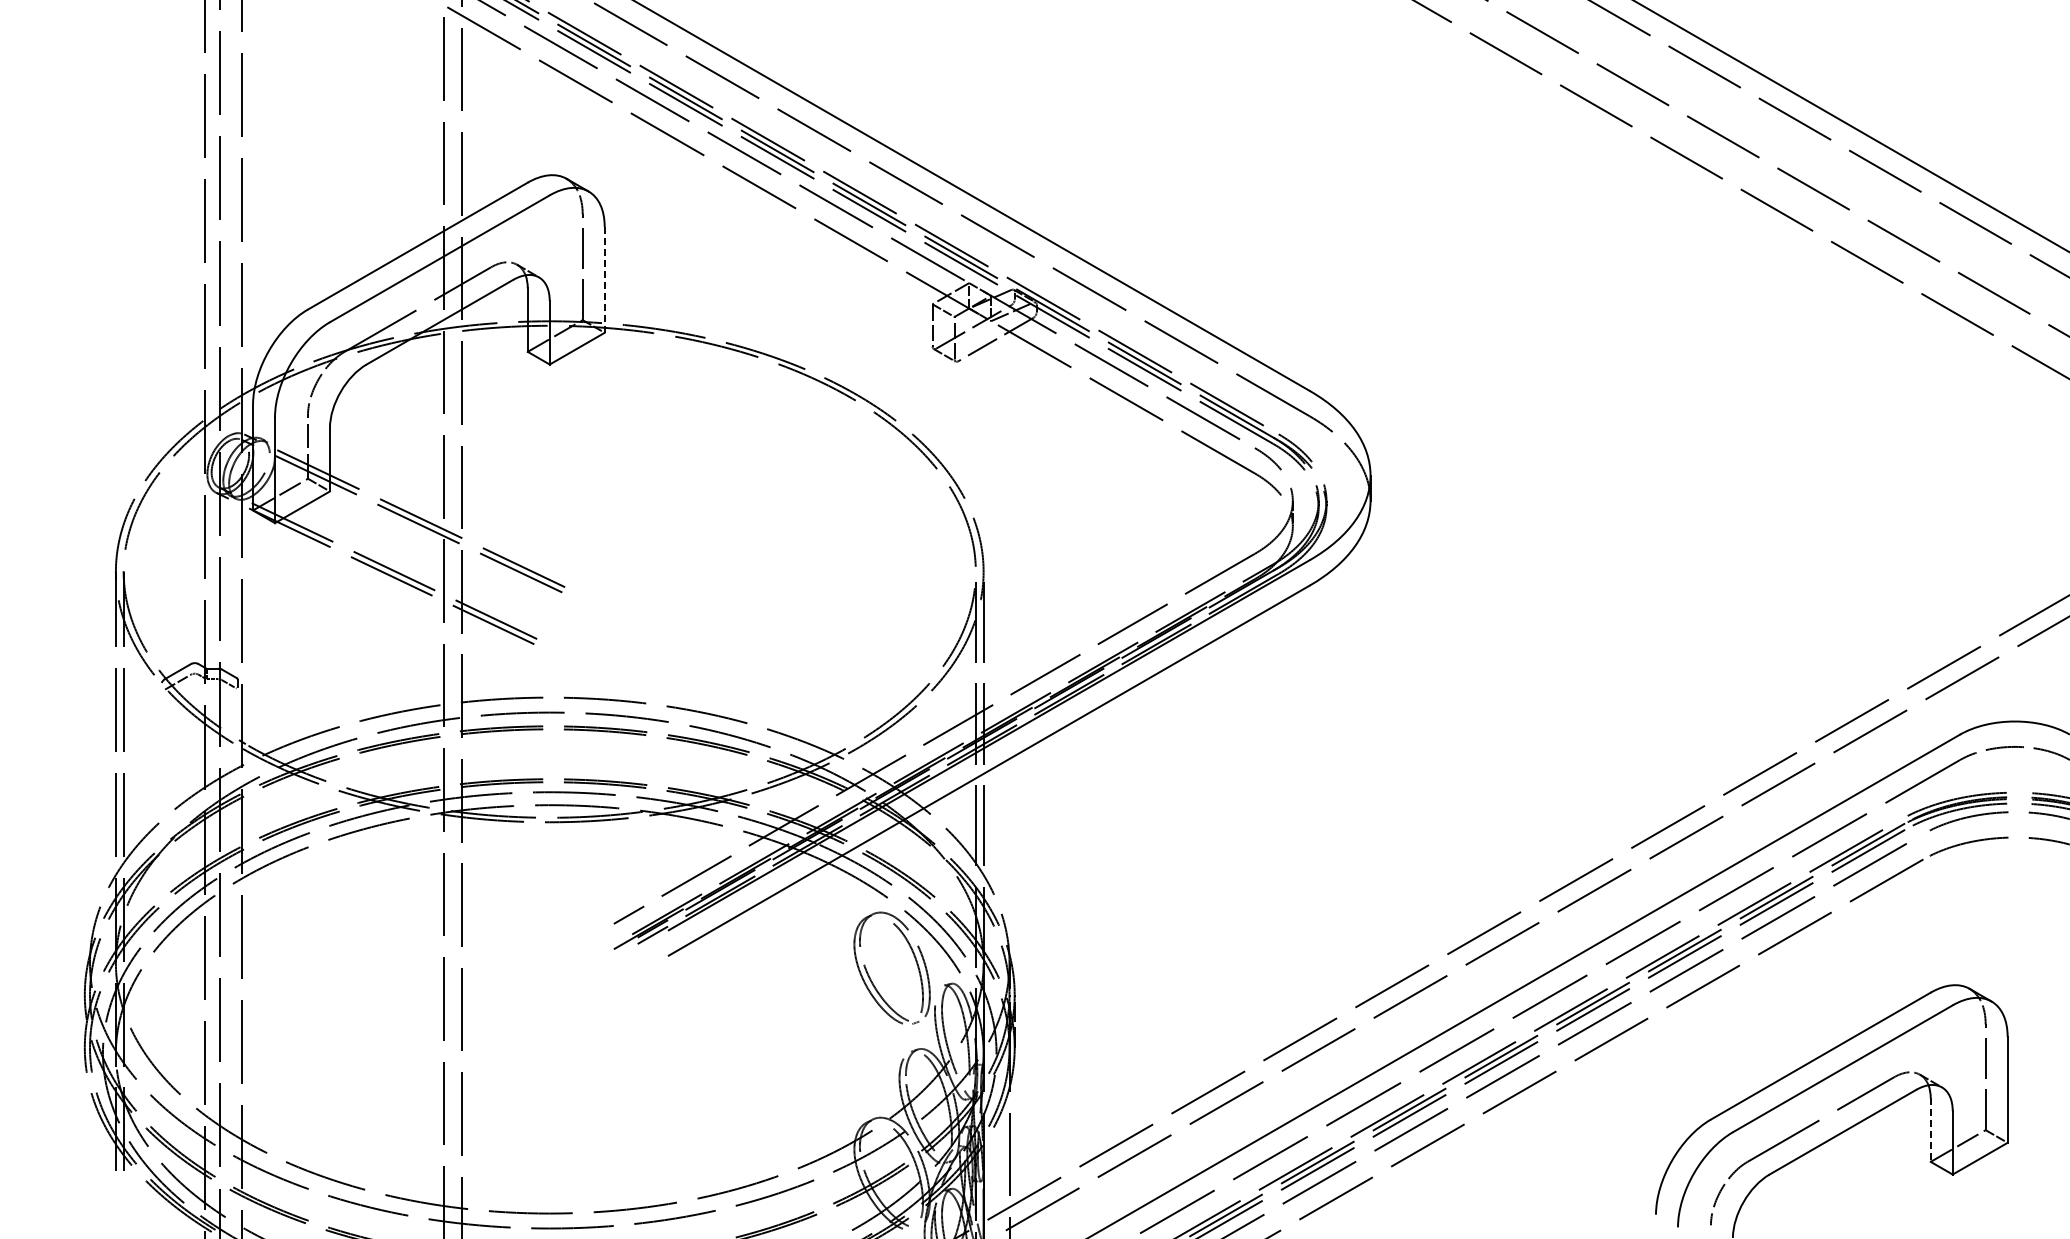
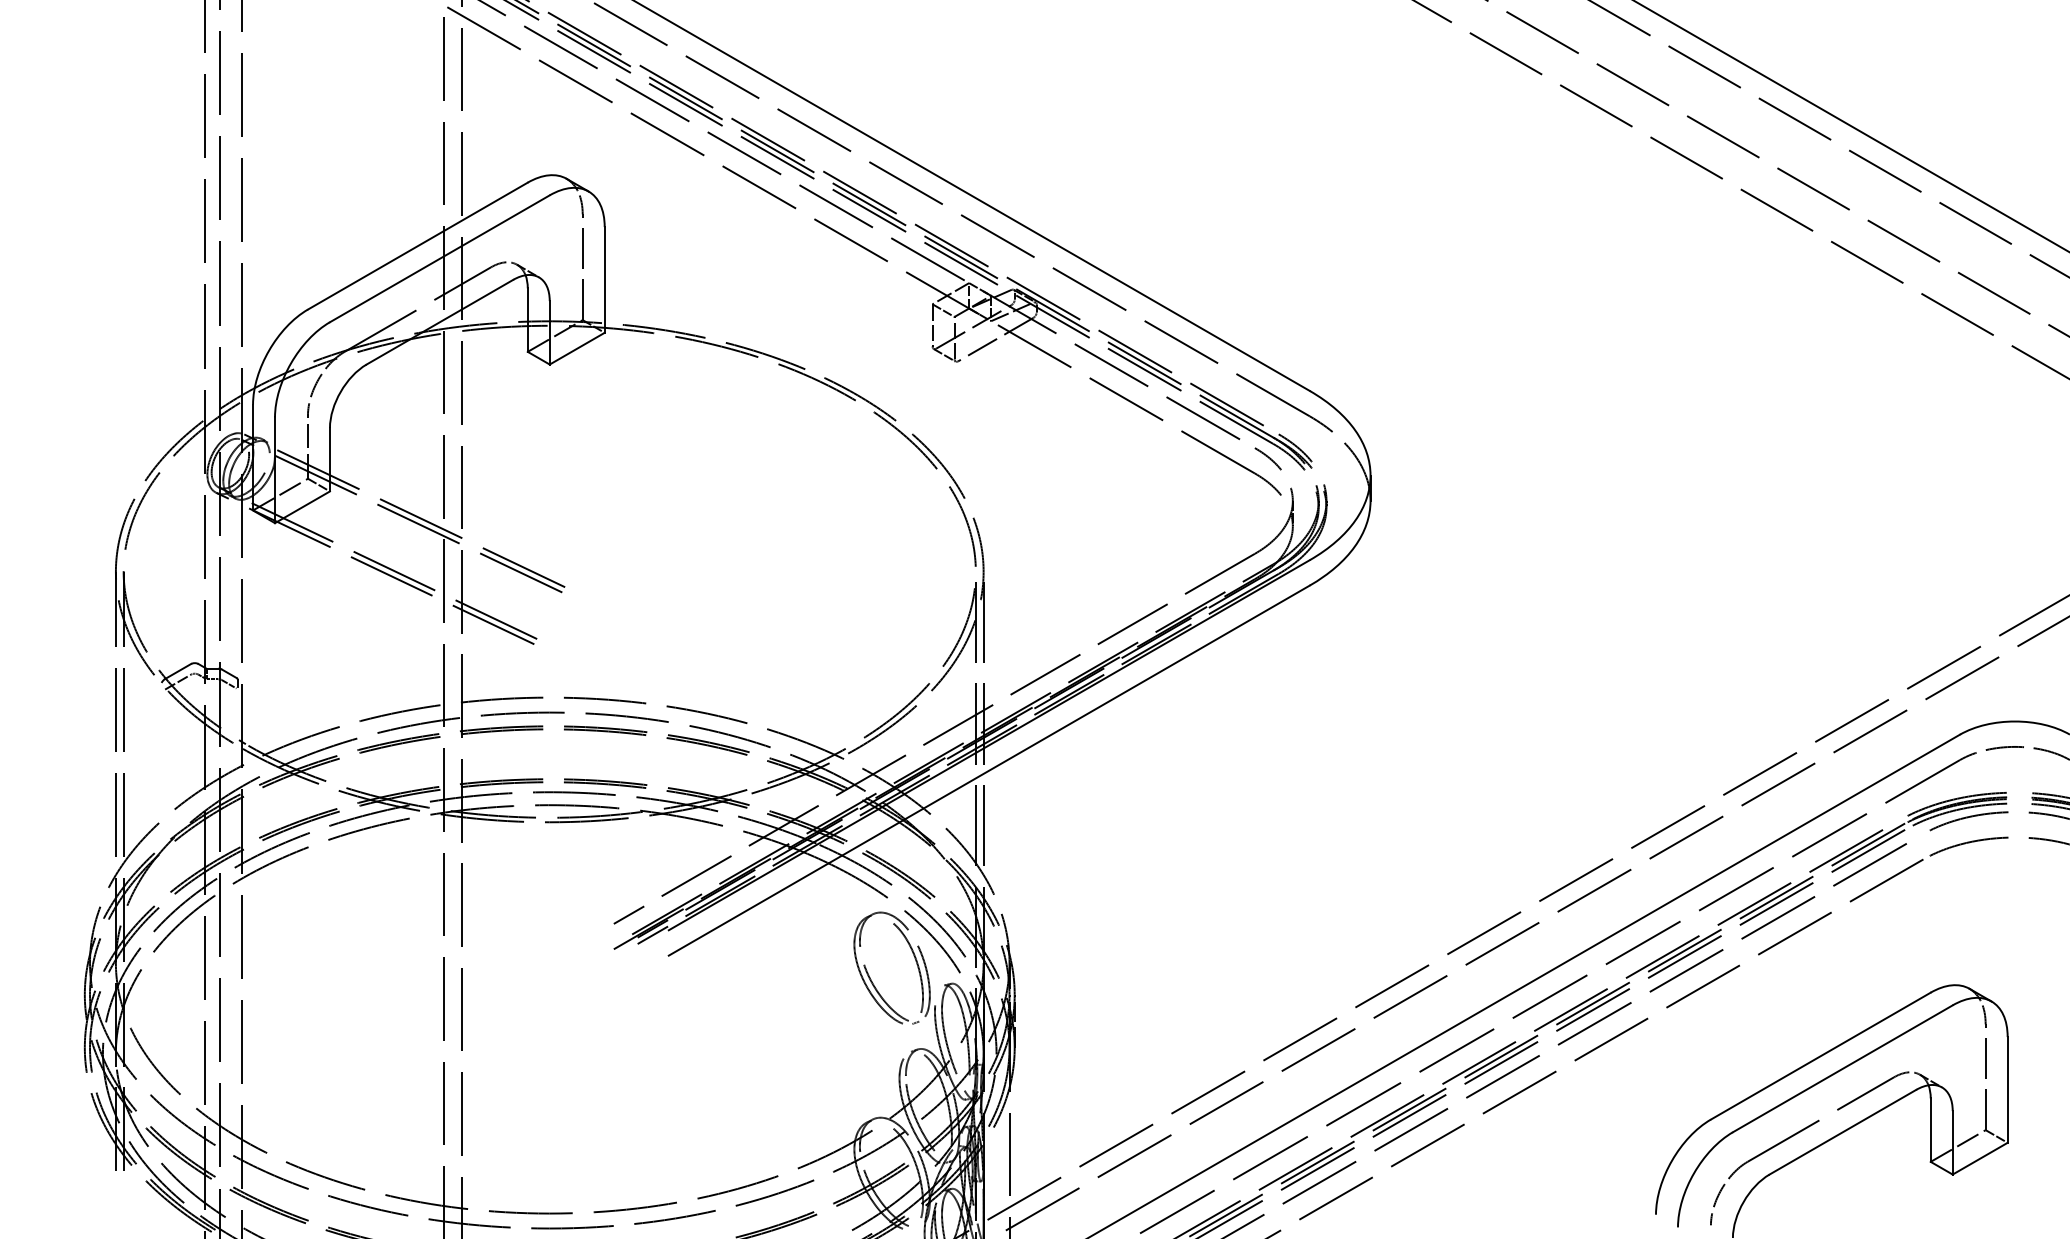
line: dashed -> solid (604, 279)
line: dashed -> solid (1930, 1130)
